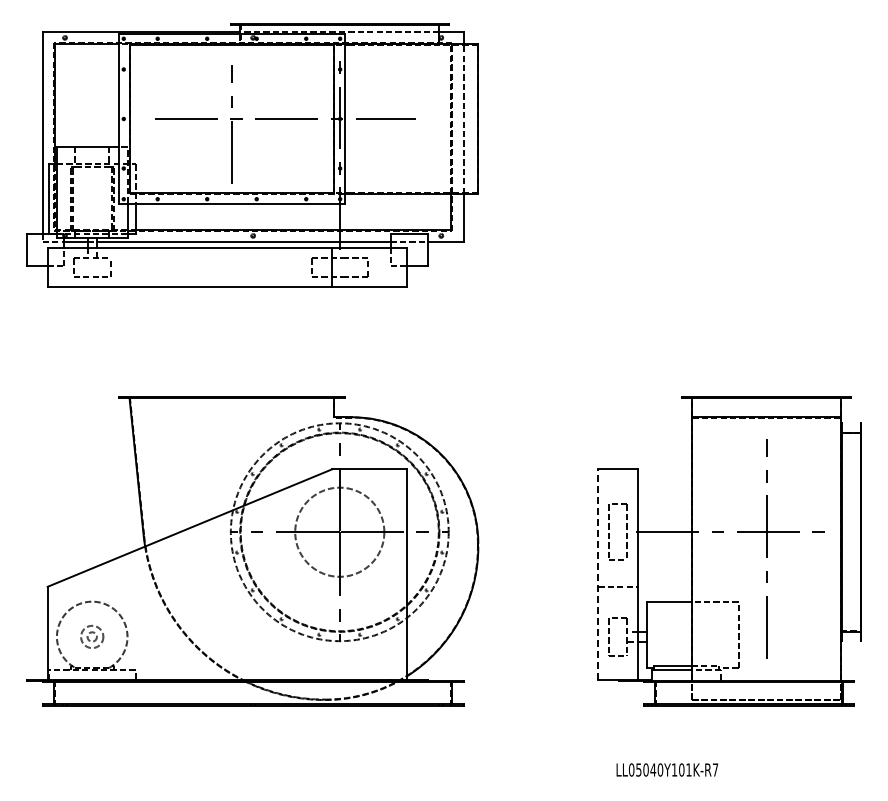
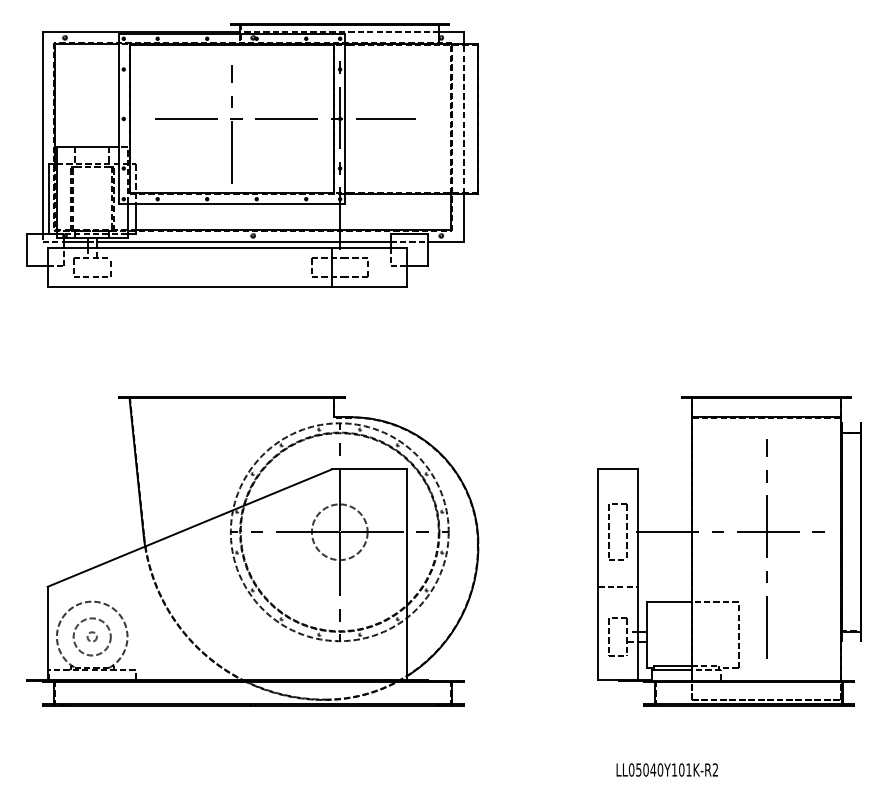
circle diameter: 89 px -> 56 px (339, 532)
line: dashed -> solid (598, 573)
circle diameter: 22 px -> 37 px (91, 636)
text: LL05040Y101K-R7 -> LL05040Y101K-R2 (715, 769)
